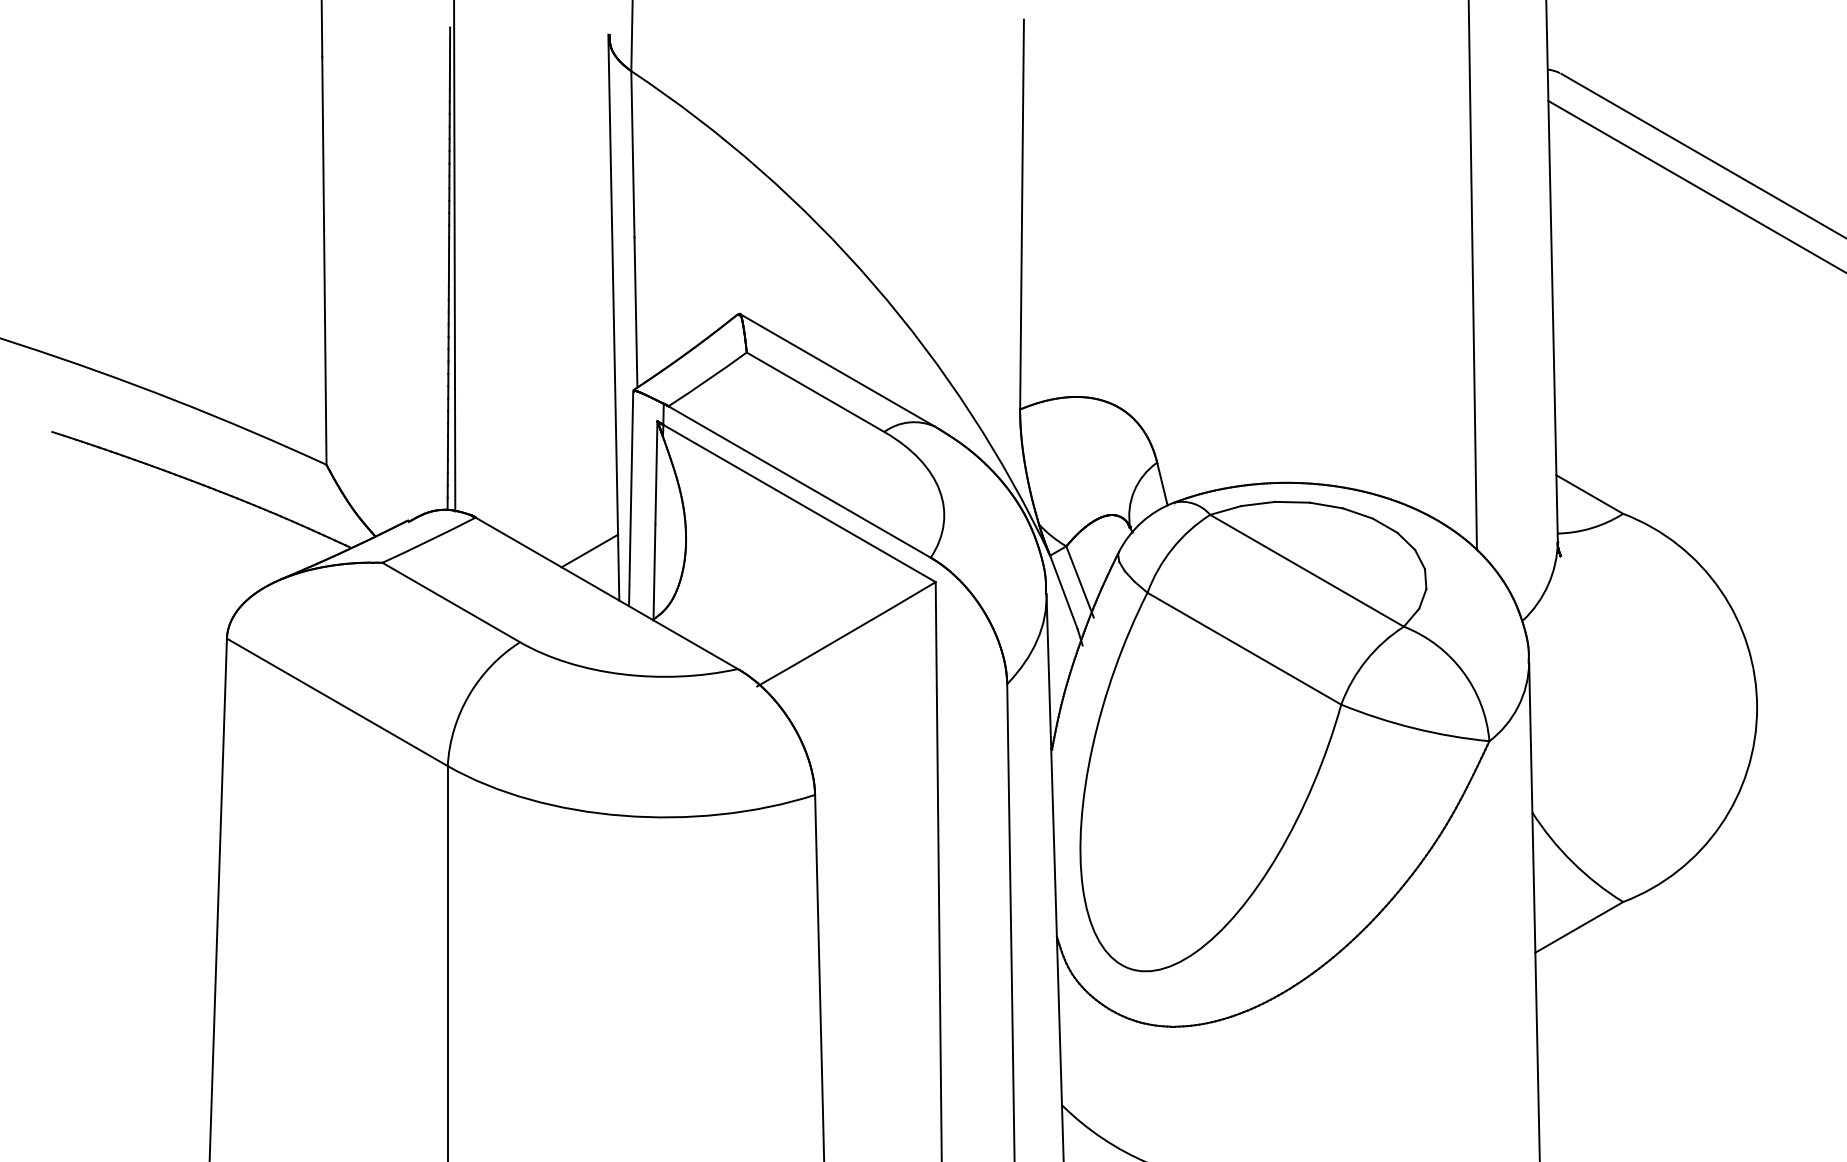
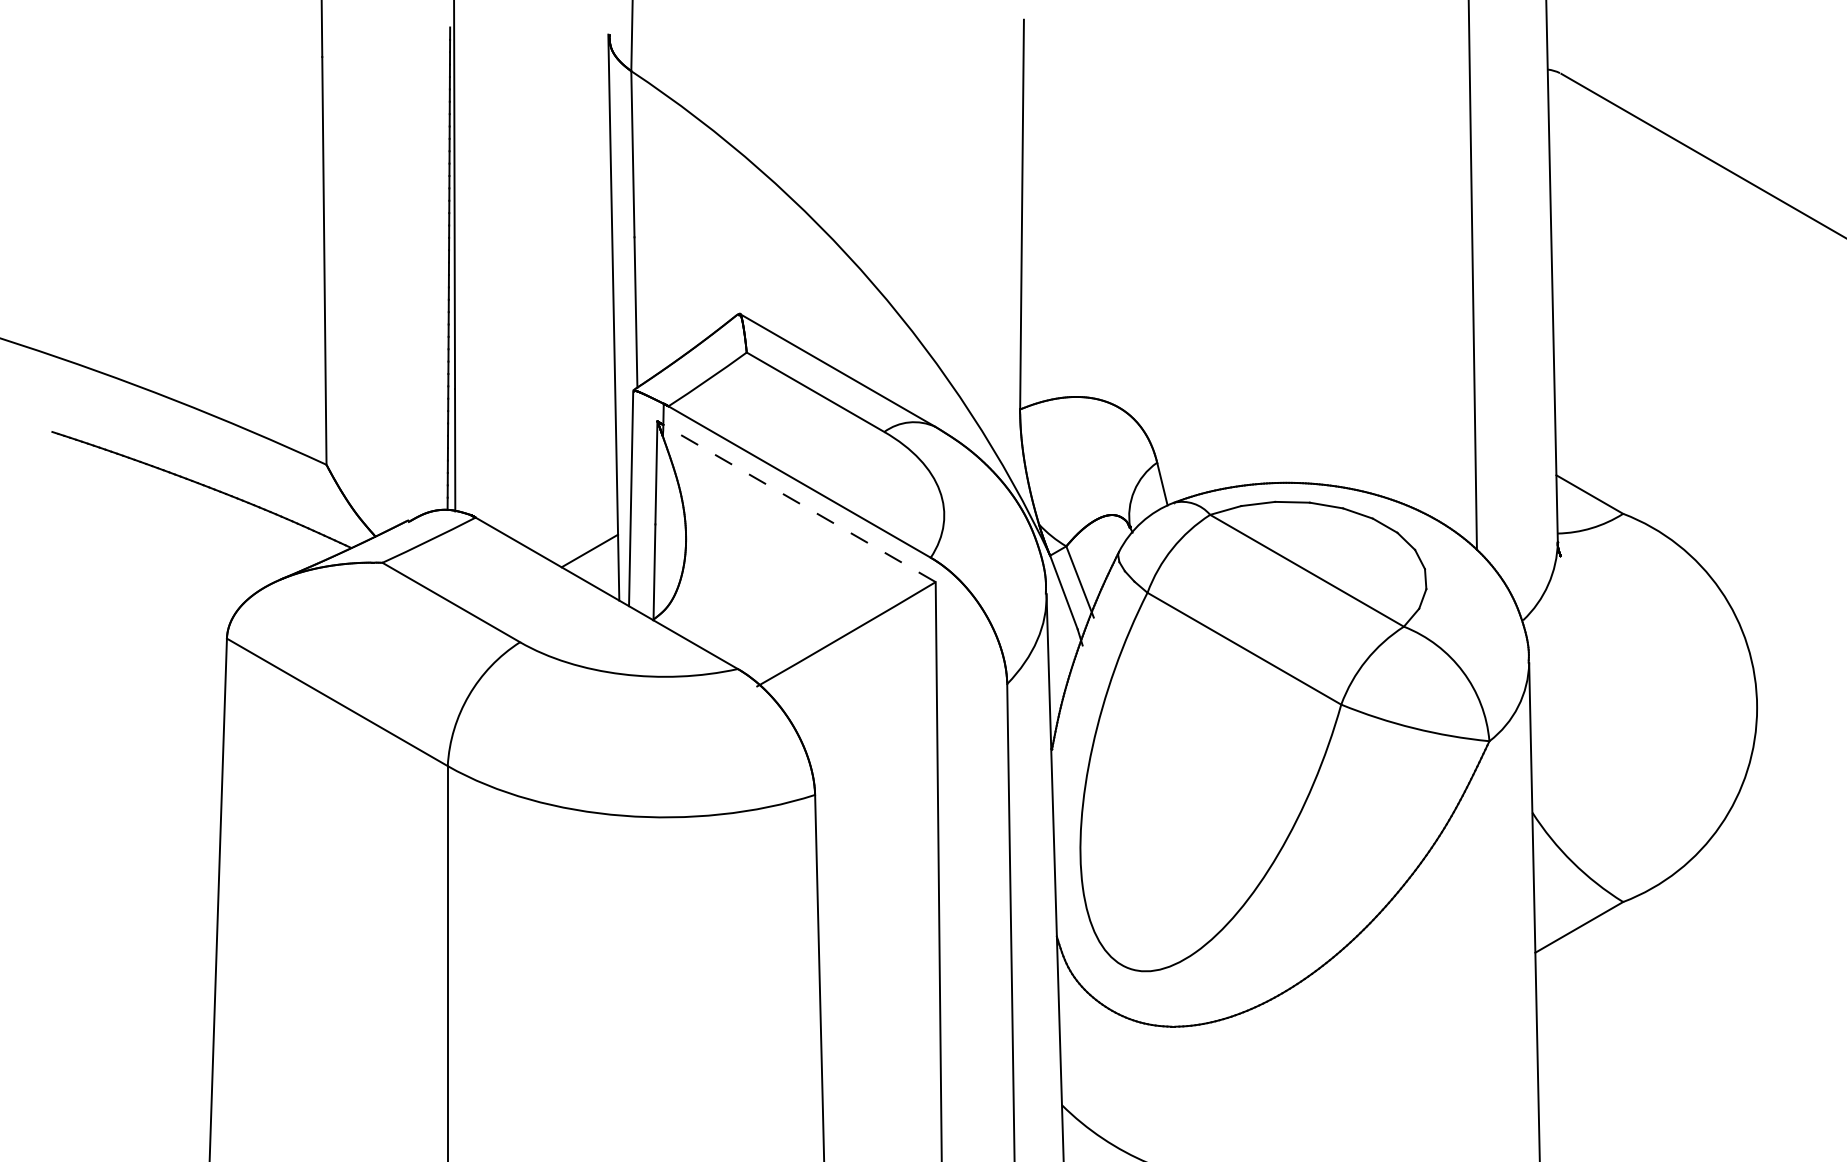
line: present -> none (1695, 186)
line: solid -> dashed (799, 503)
